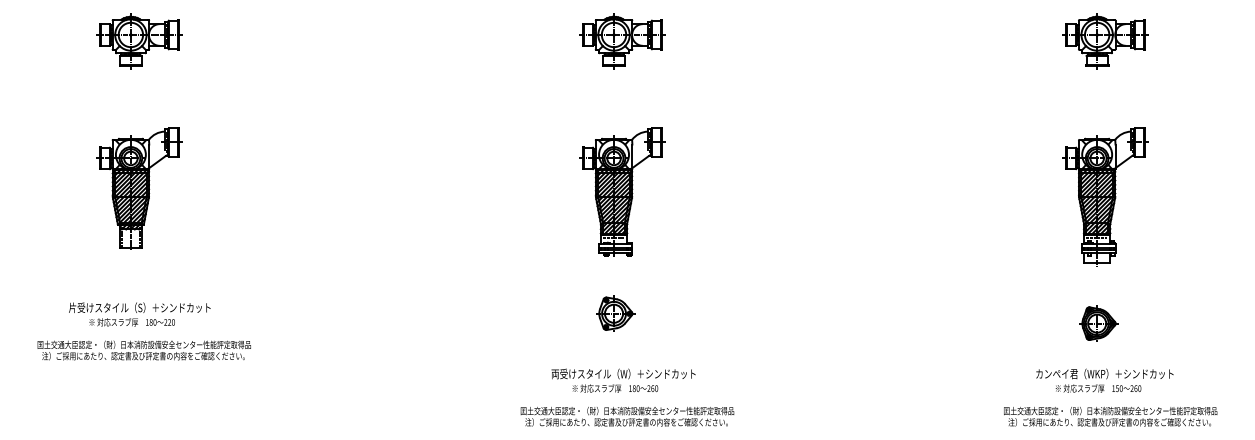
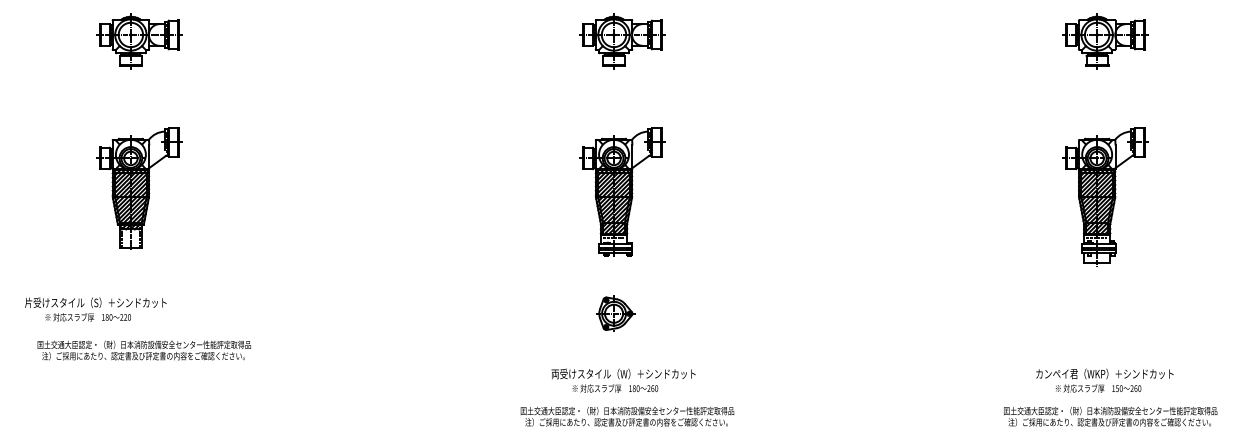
text position: (139, 314) -> (95, 309) (95, 309)
part: present -> none (1098, 323)
